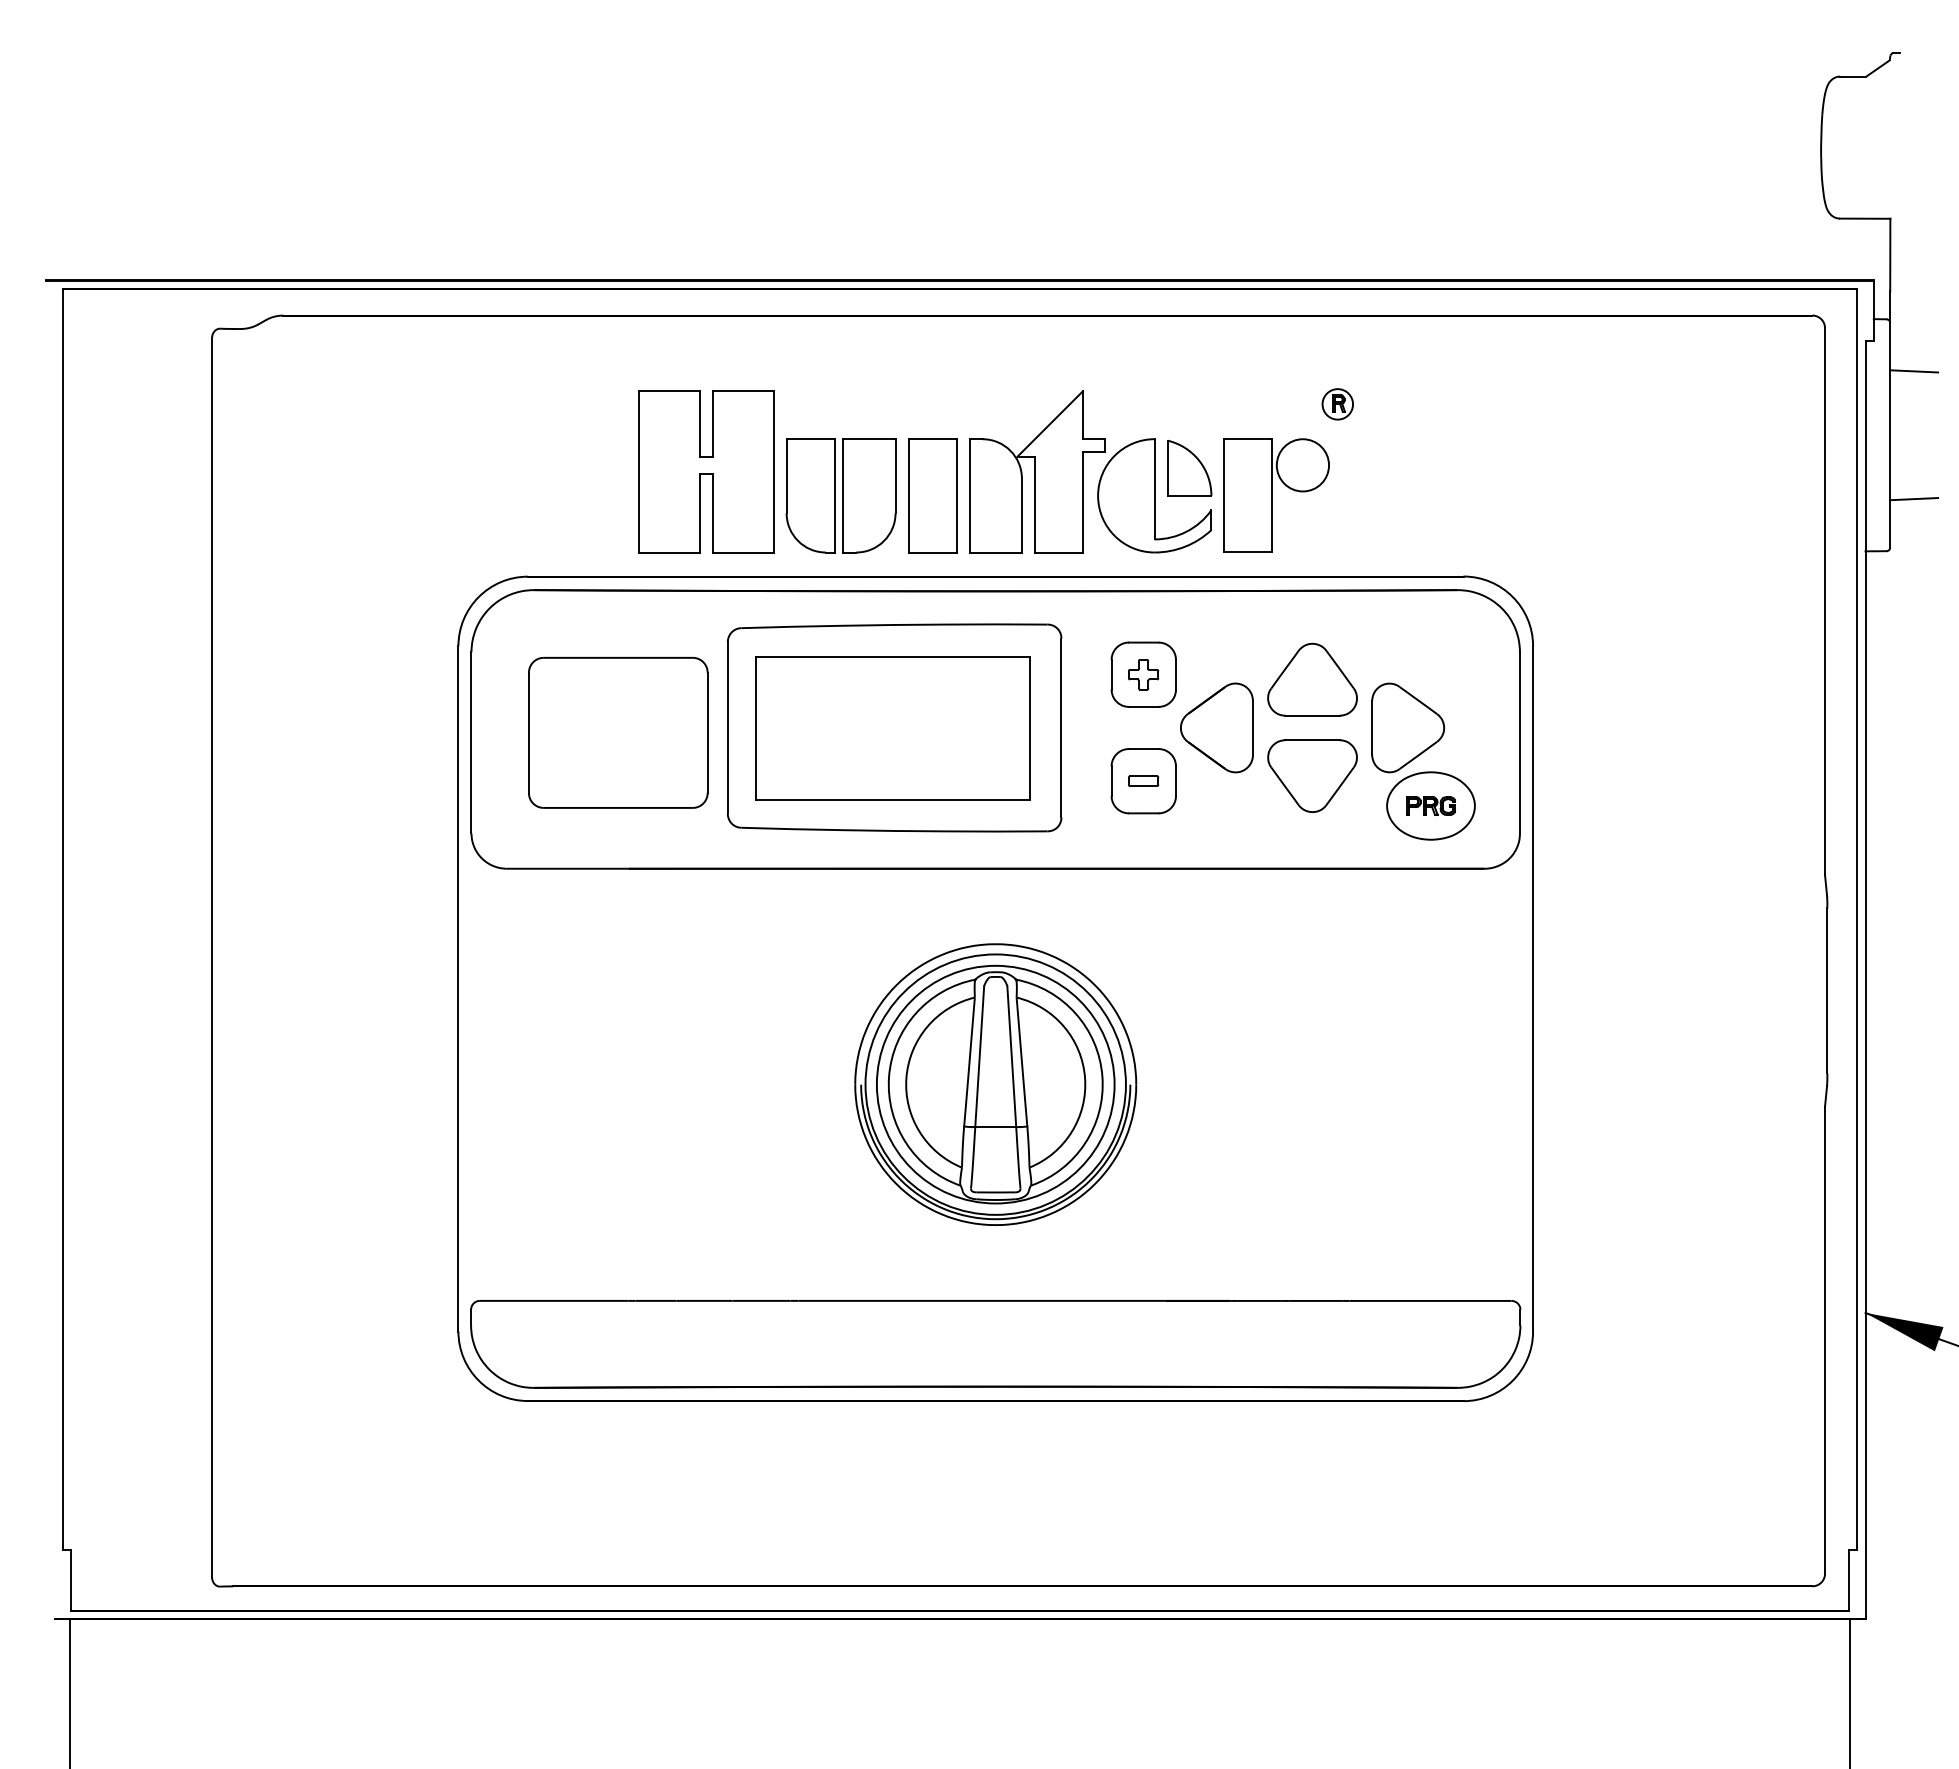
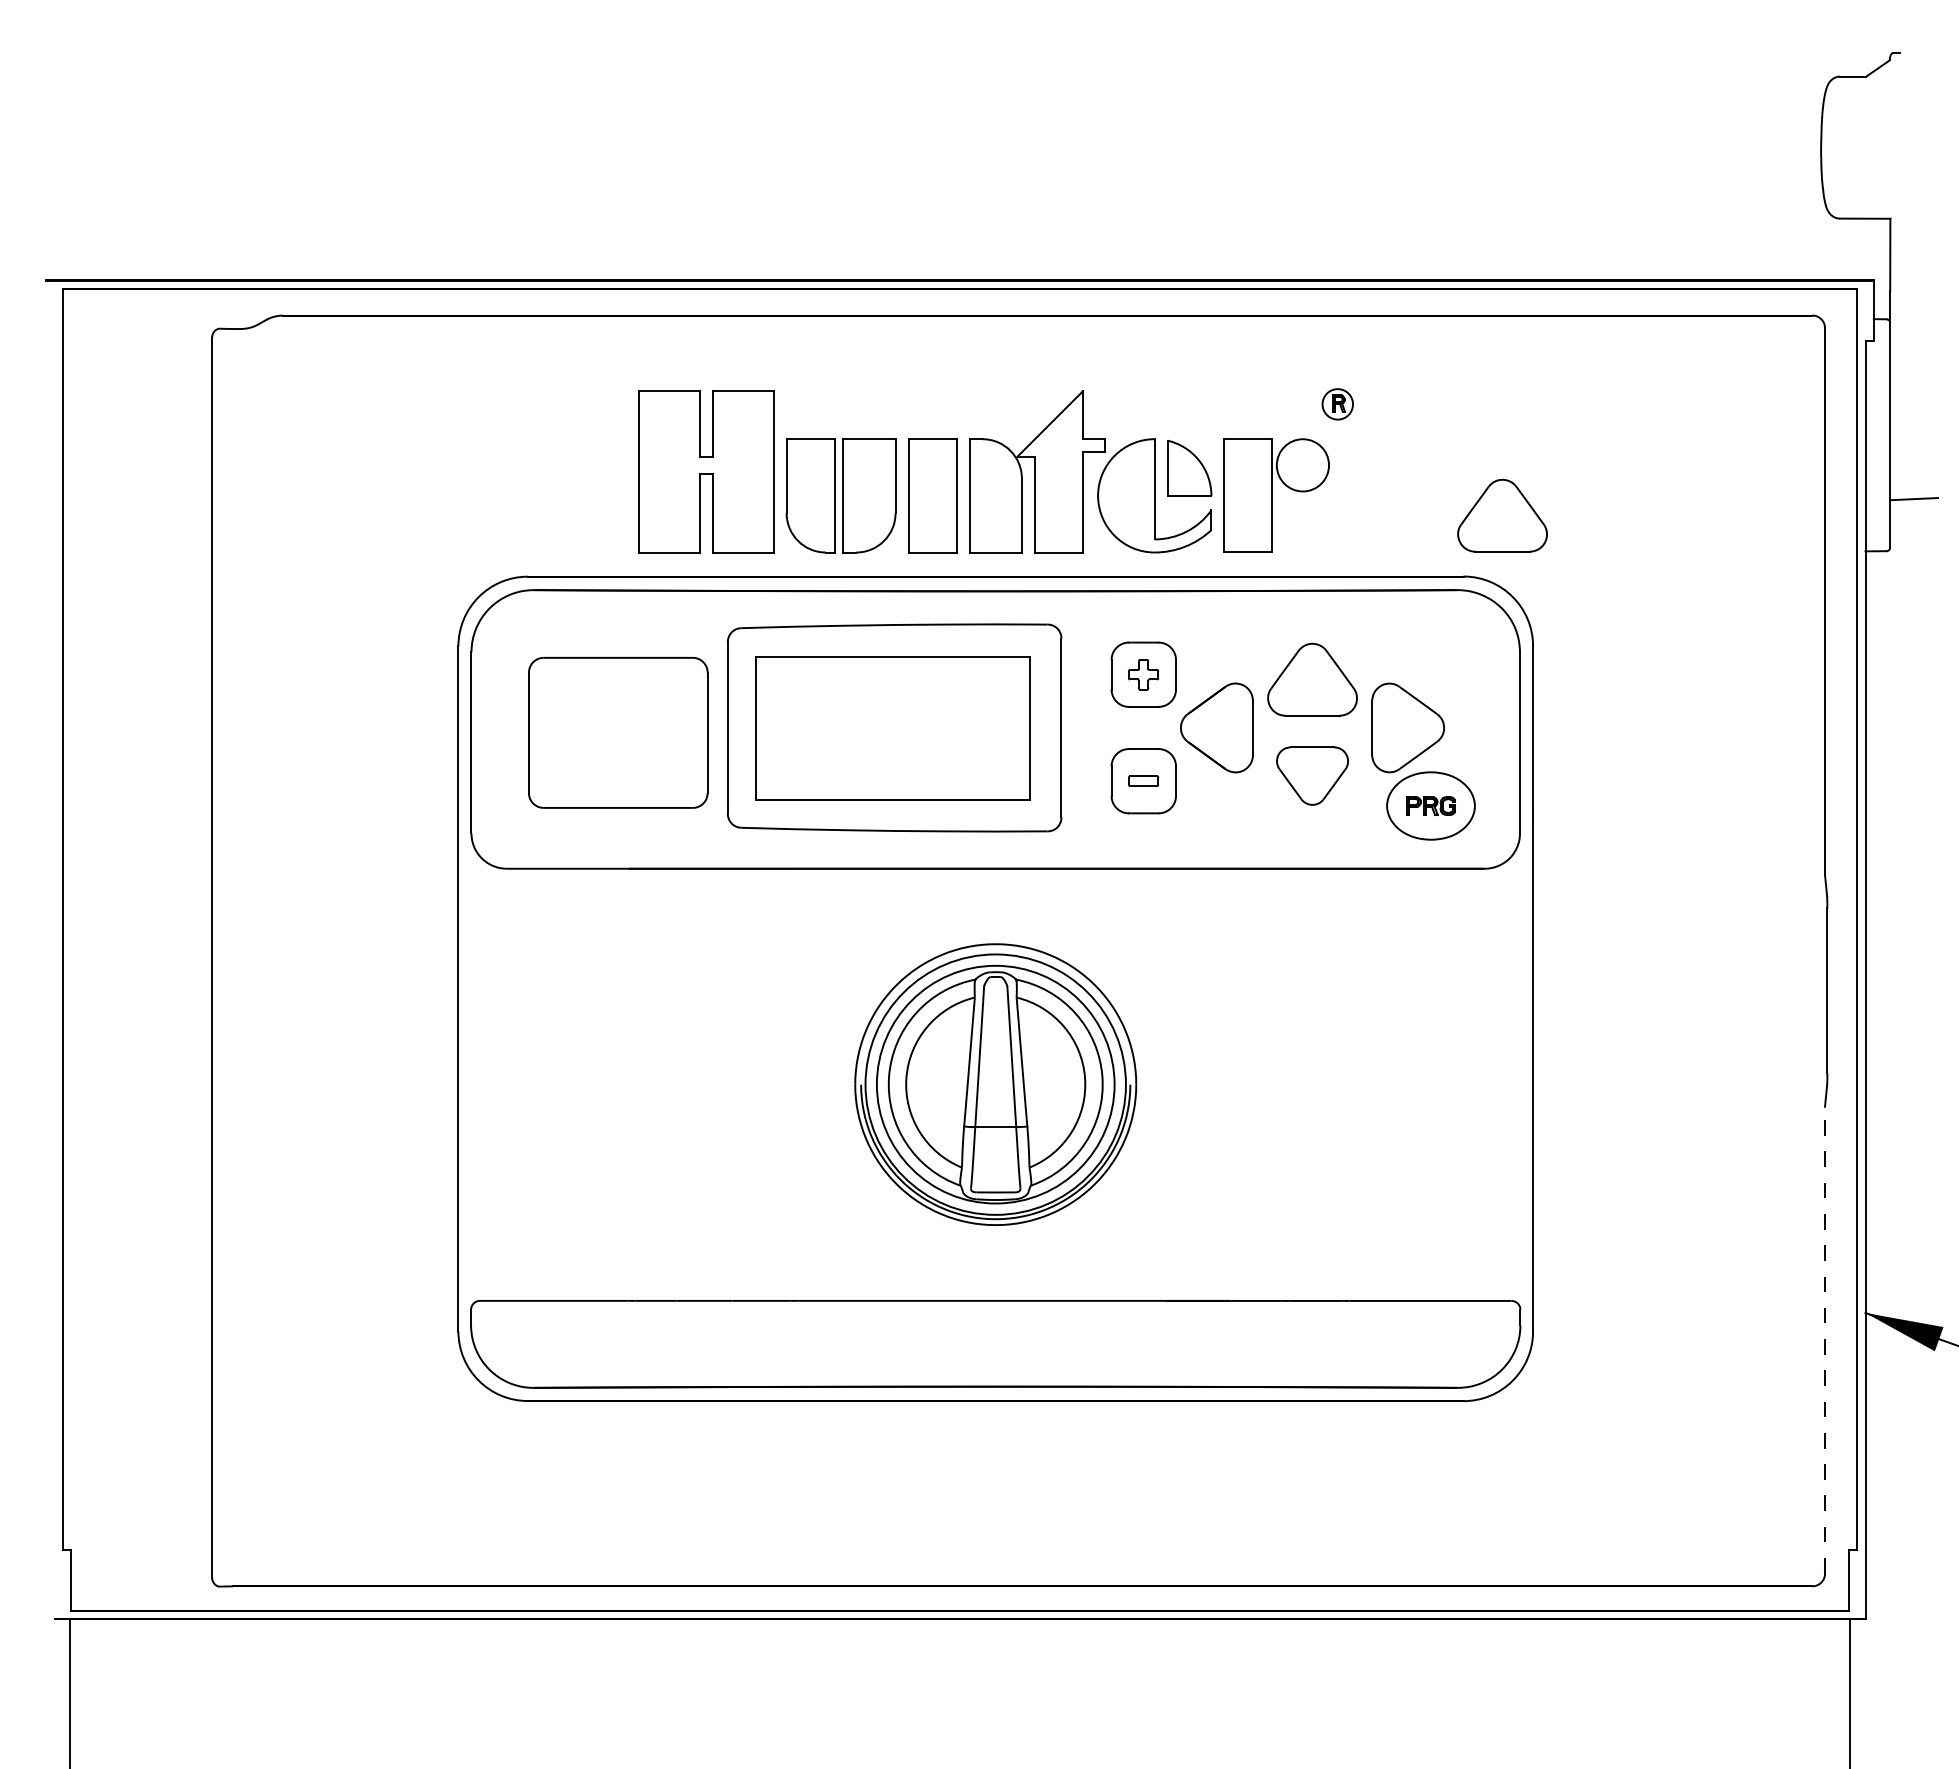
line: present -> none (1914, 371)
part: none -> present (1502, 515)
part size: 91x74 px -> 73x60 px (1312, 775)
line: solid -> dashed (1825, 1339)
